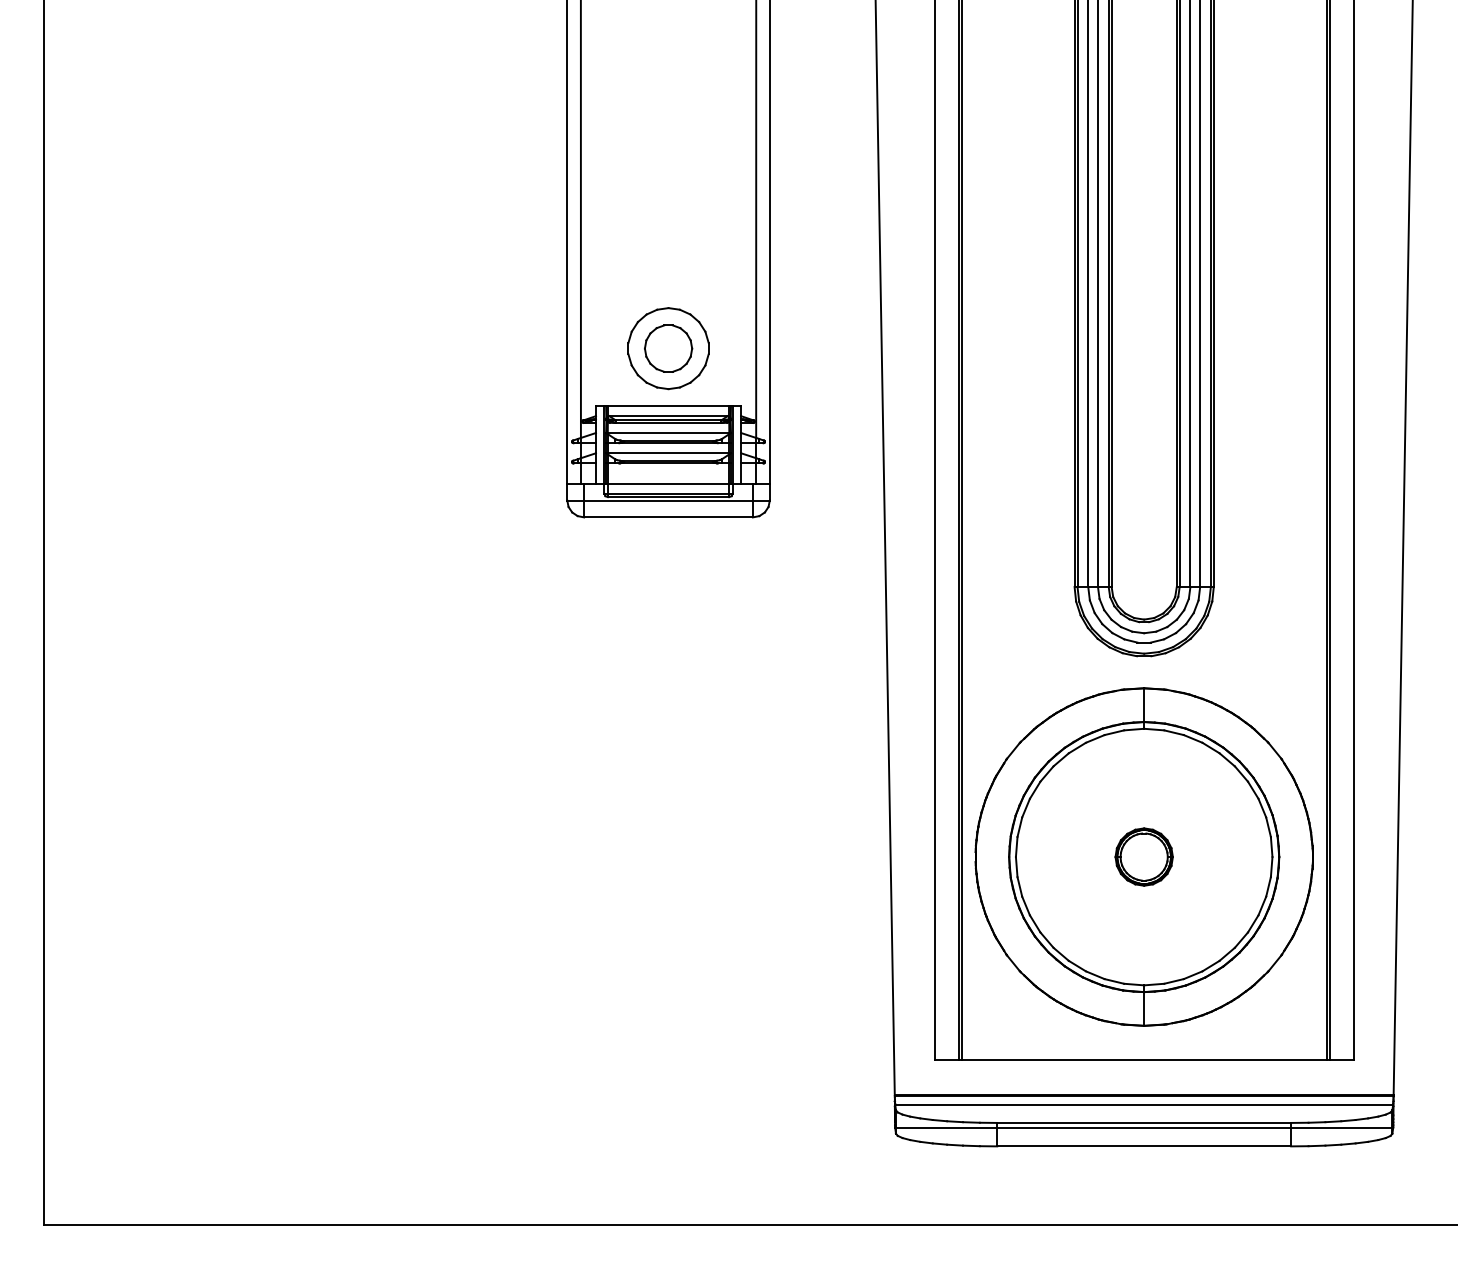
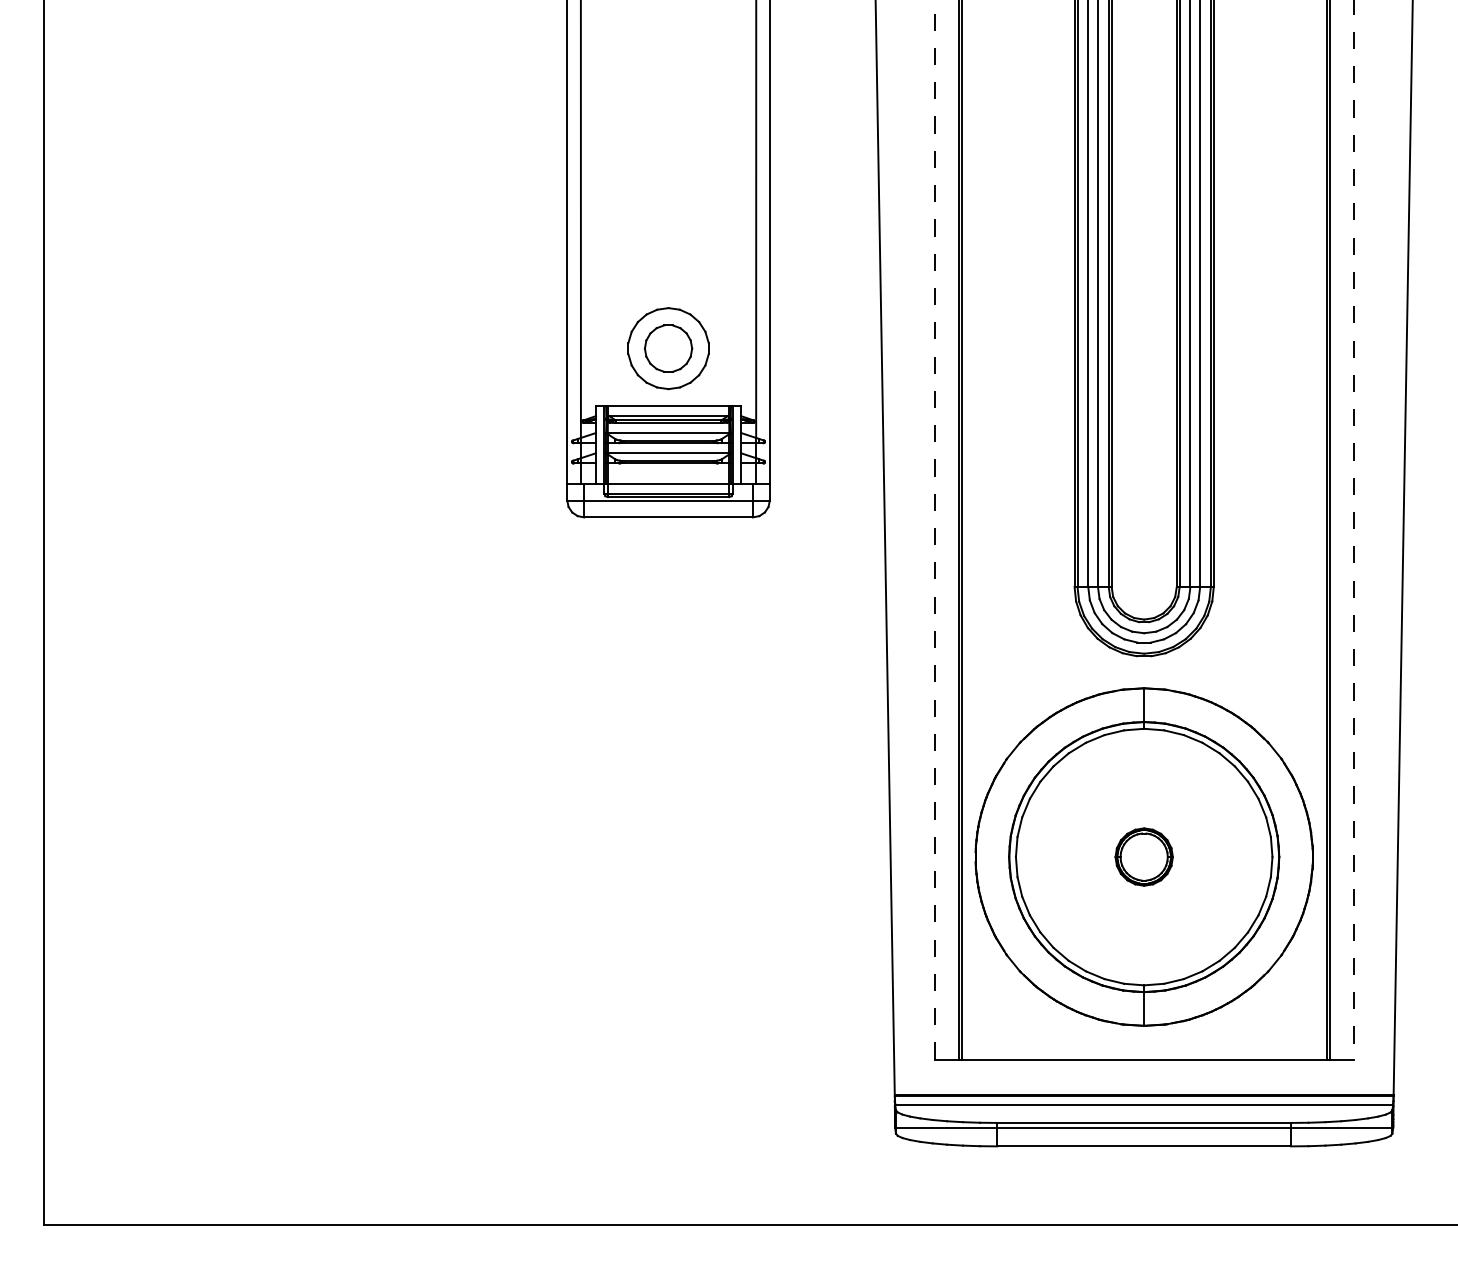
line: solid -> dashed (934, 529)
line: solid -> dashed (1353, 529)
